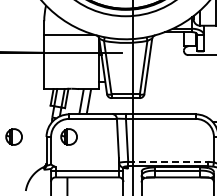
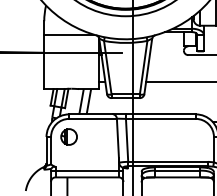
line: none -> present (179, 81)
part: present -> none (13, 136)
line: dashed -> solid (168, 161)
